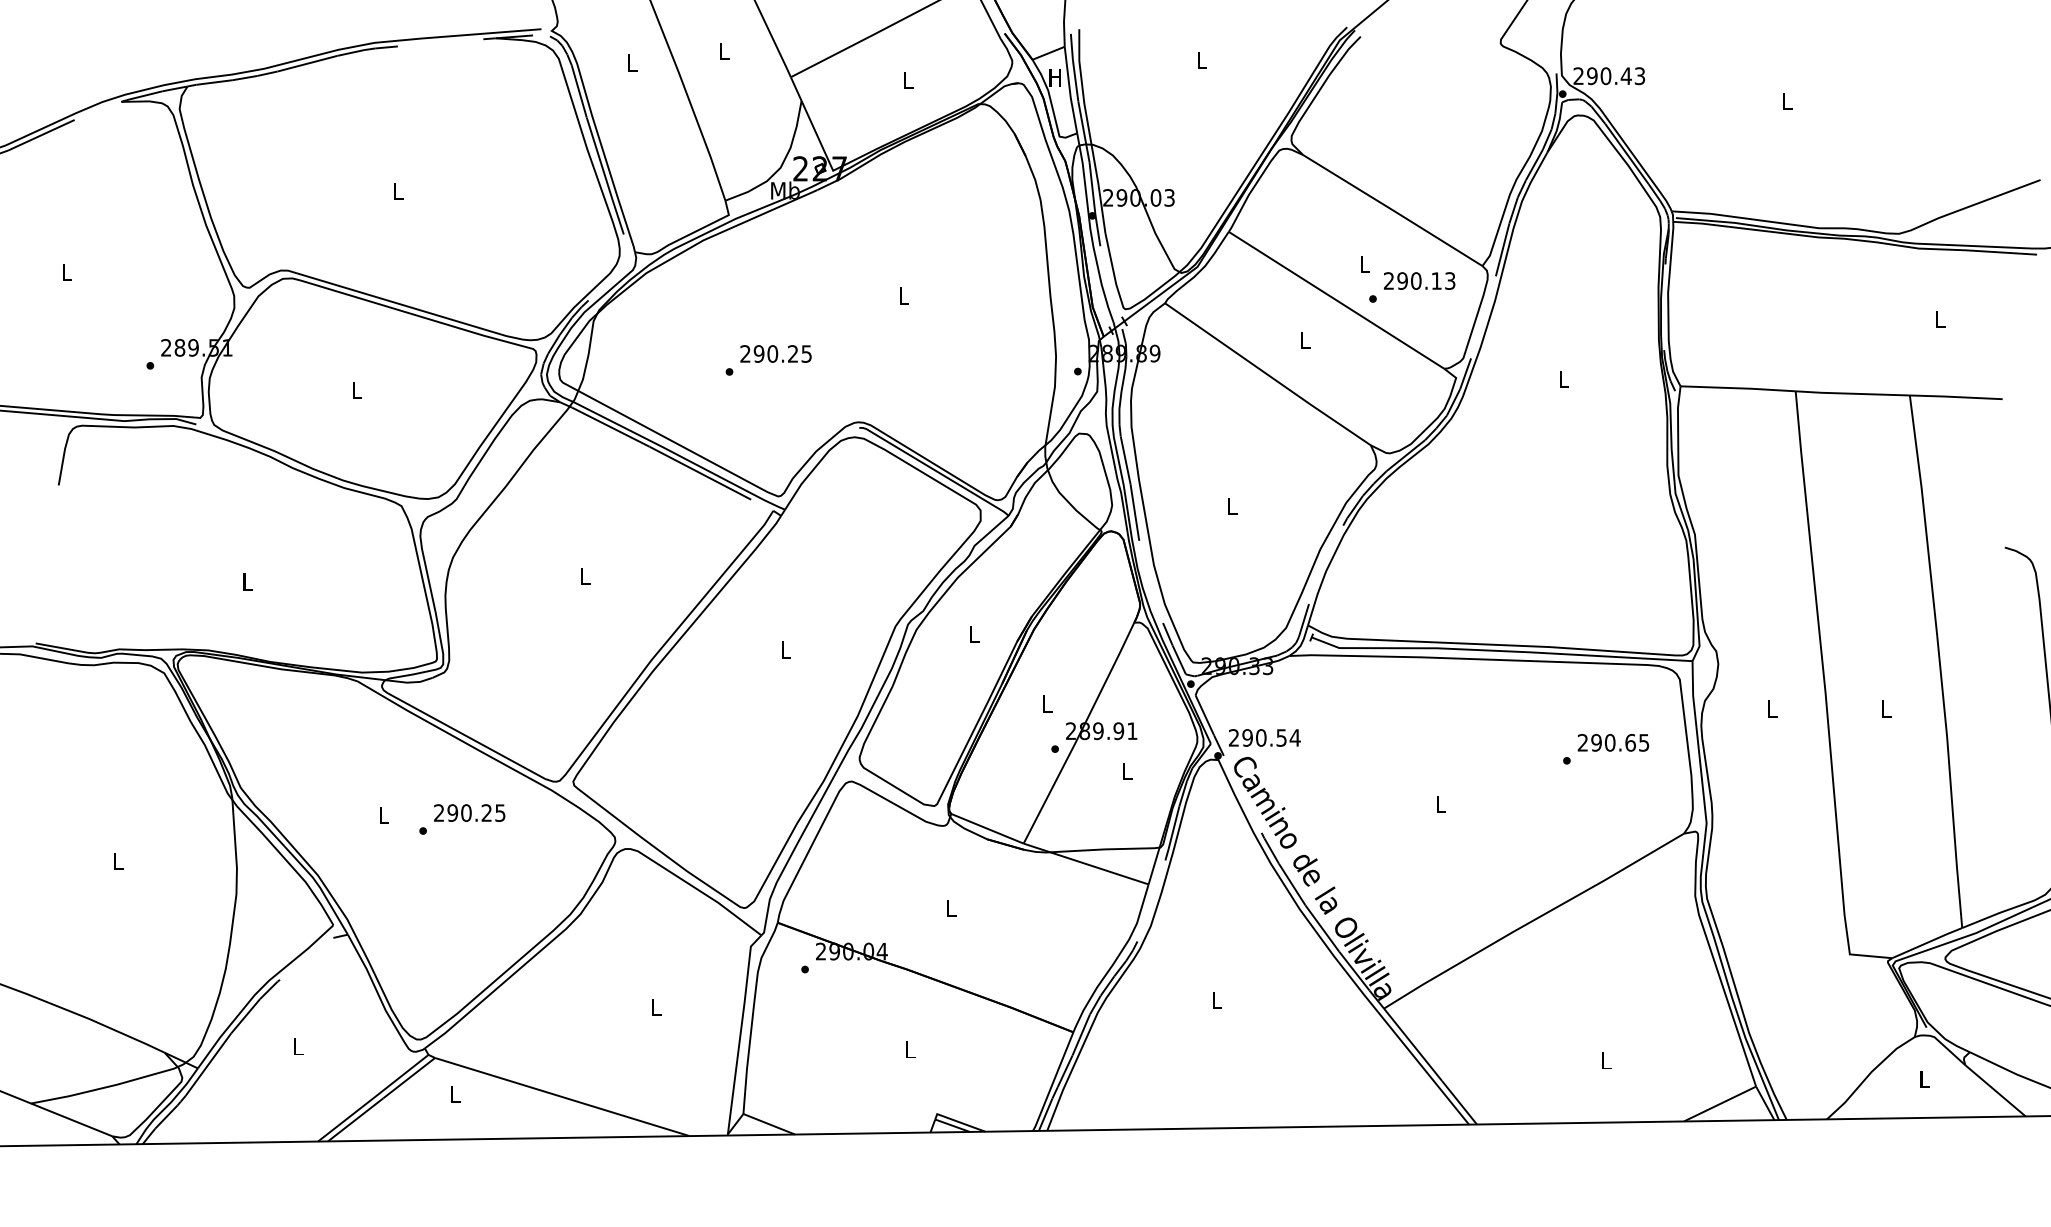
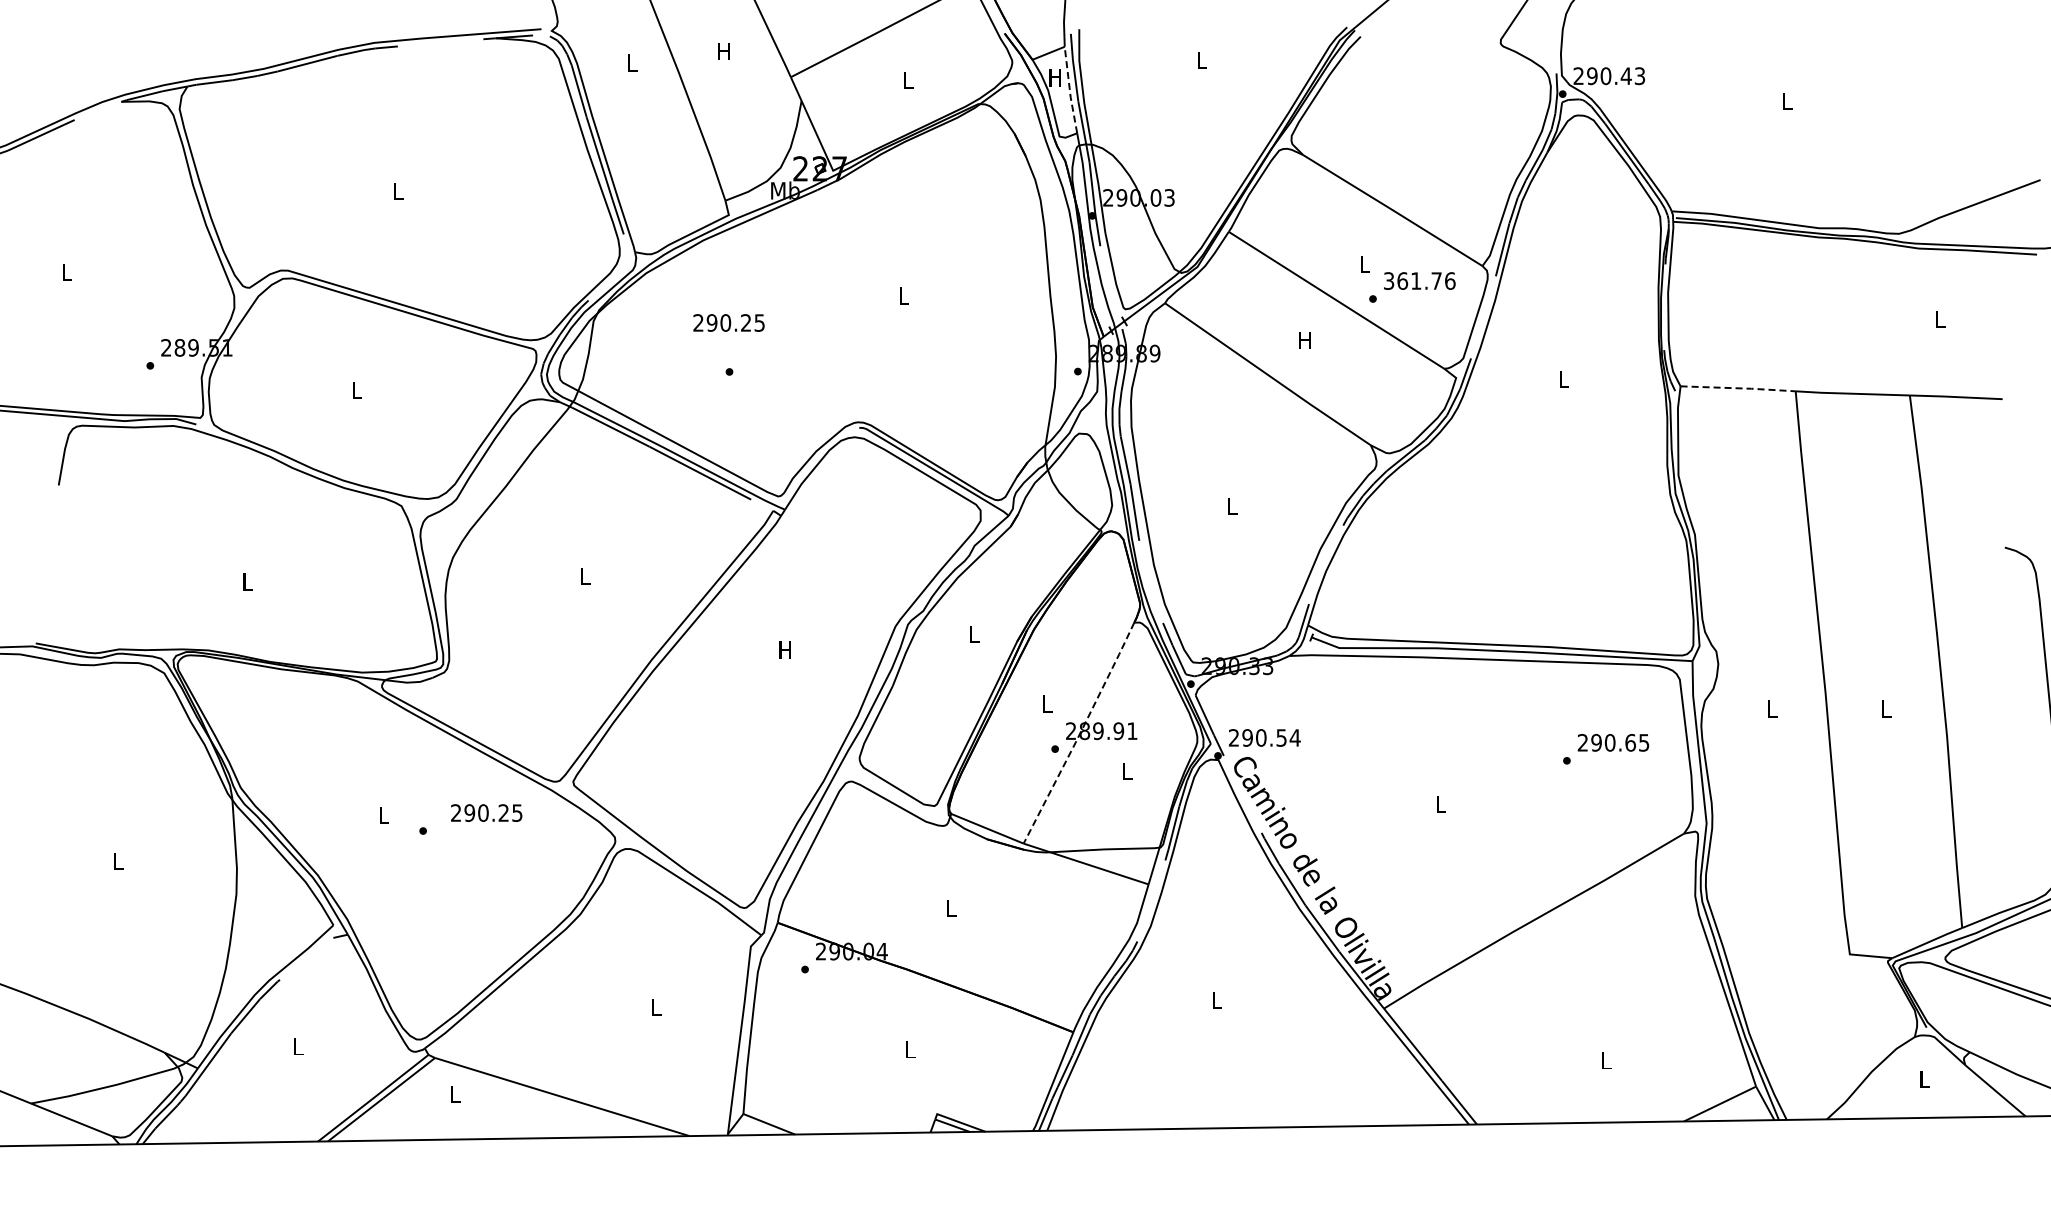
text: L -> H (723, 51)
line: solid -> dashed (1069, 90)
text: 290.13 -> 361.76 (1419, 280)
text: L -> H (1304, 340)
text position: (775, 353) -> (728, 322) (728, 322)
line: solid -> dashed (1738, 388)
text: L -> H (784, 649)
line: solid -> dashed (1079, 733)
text position: (469, 812) -> (486, 812) (486, 812)
